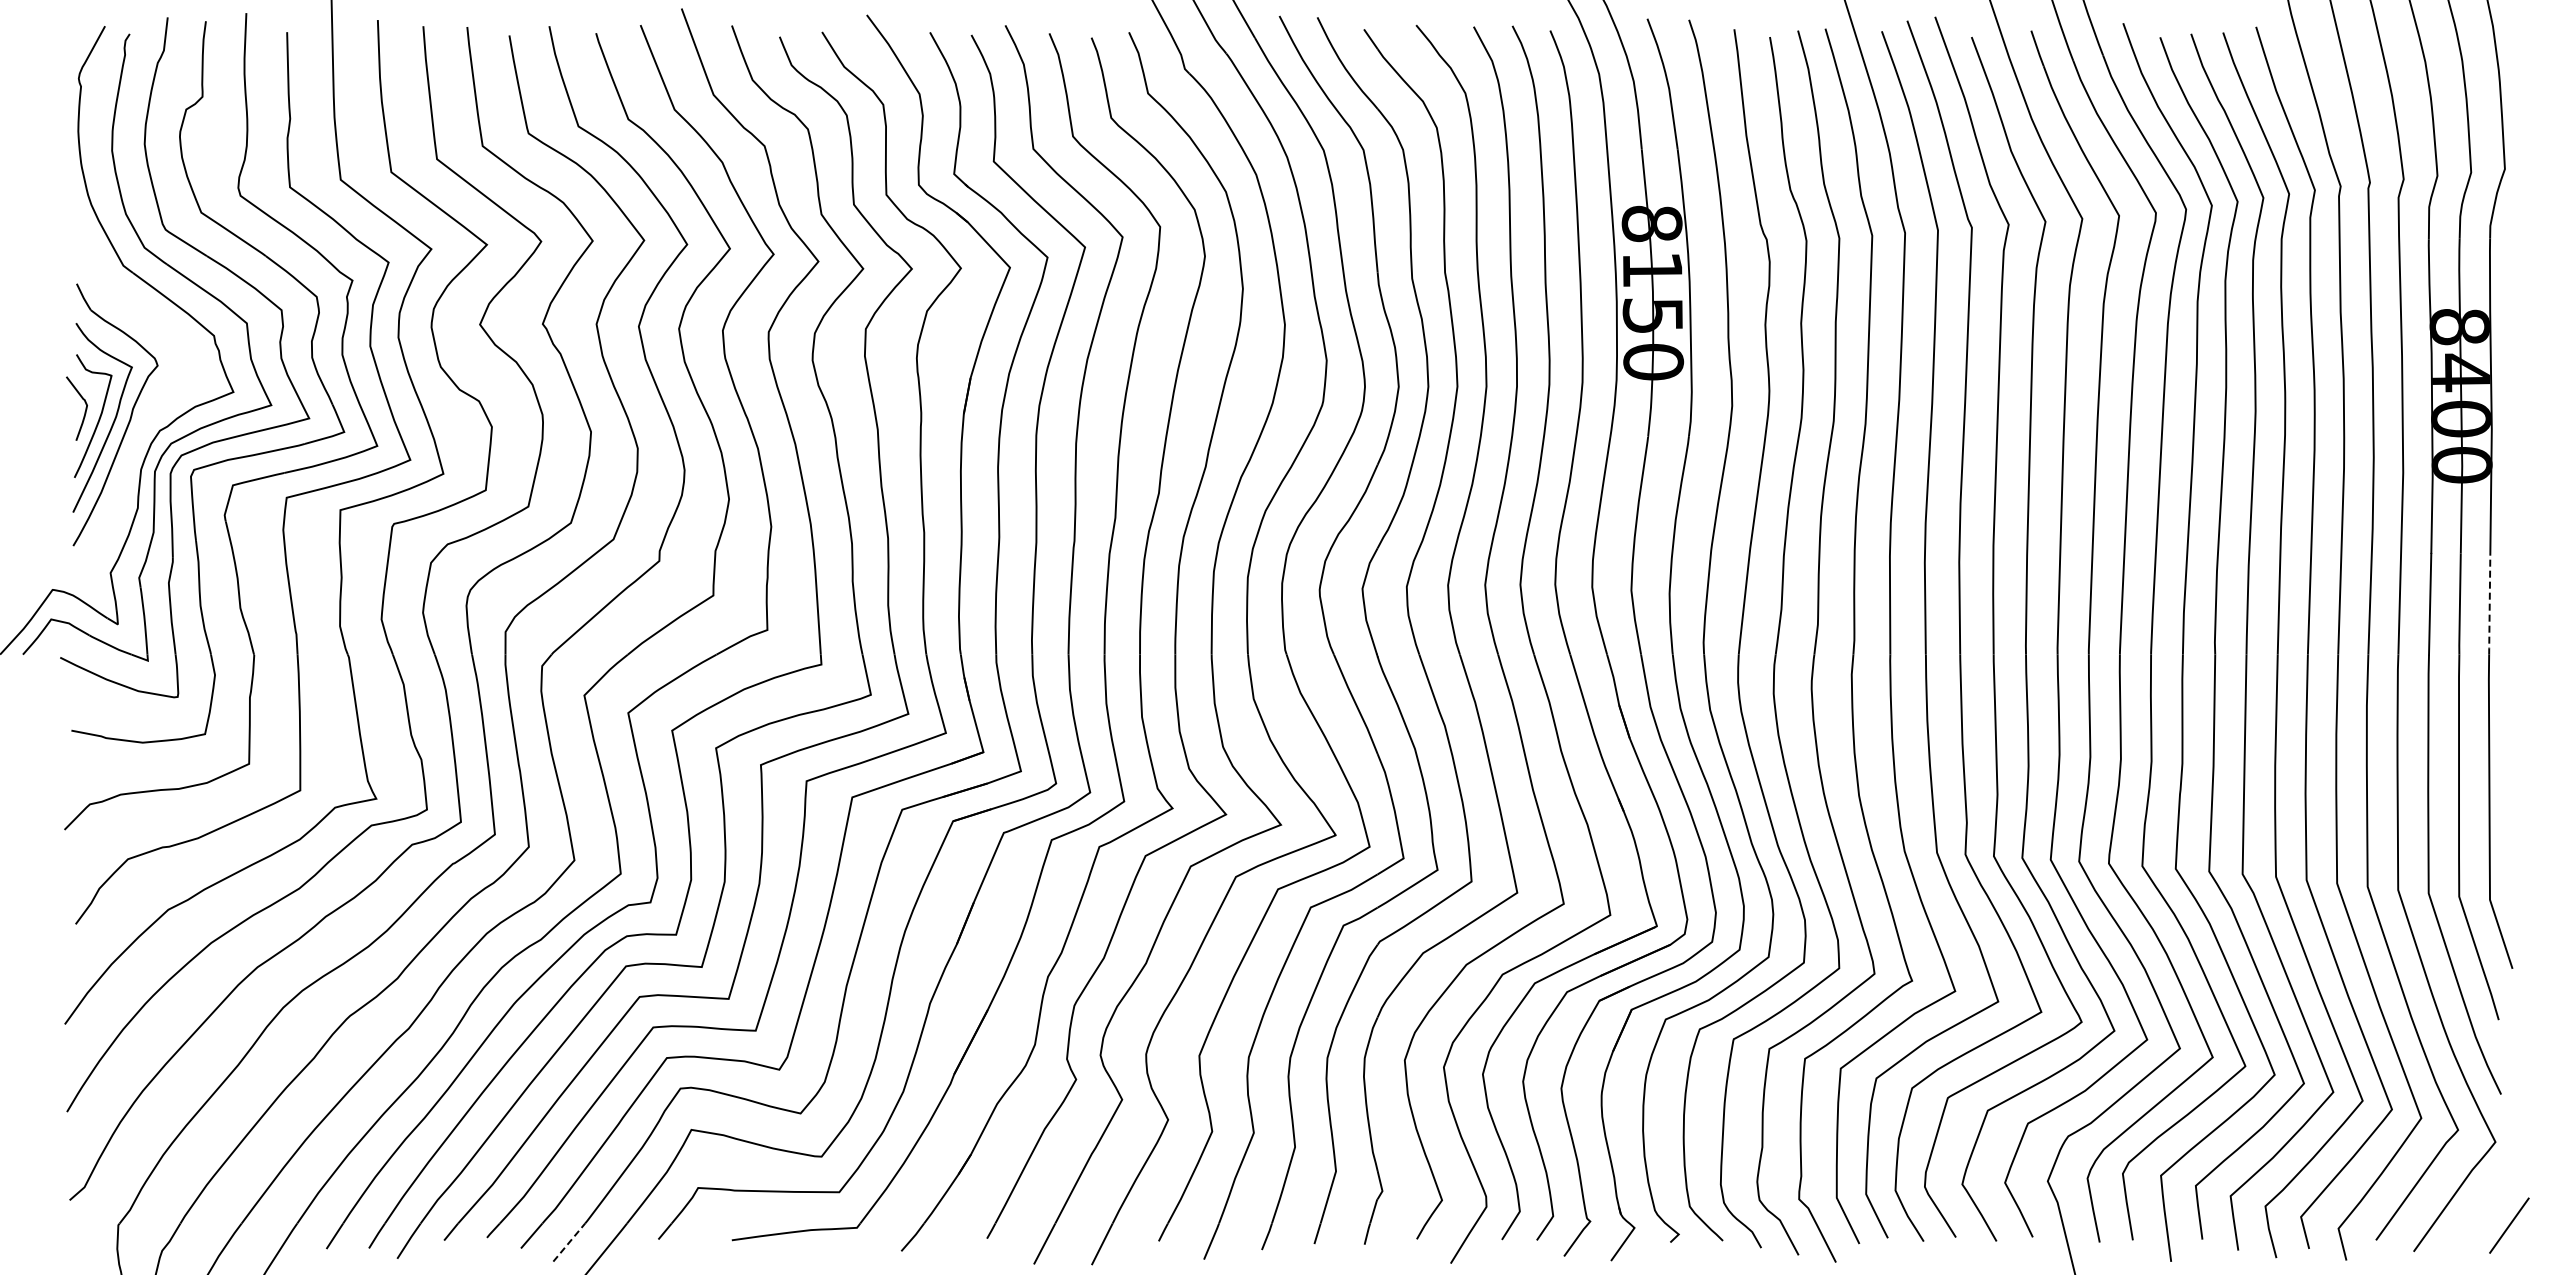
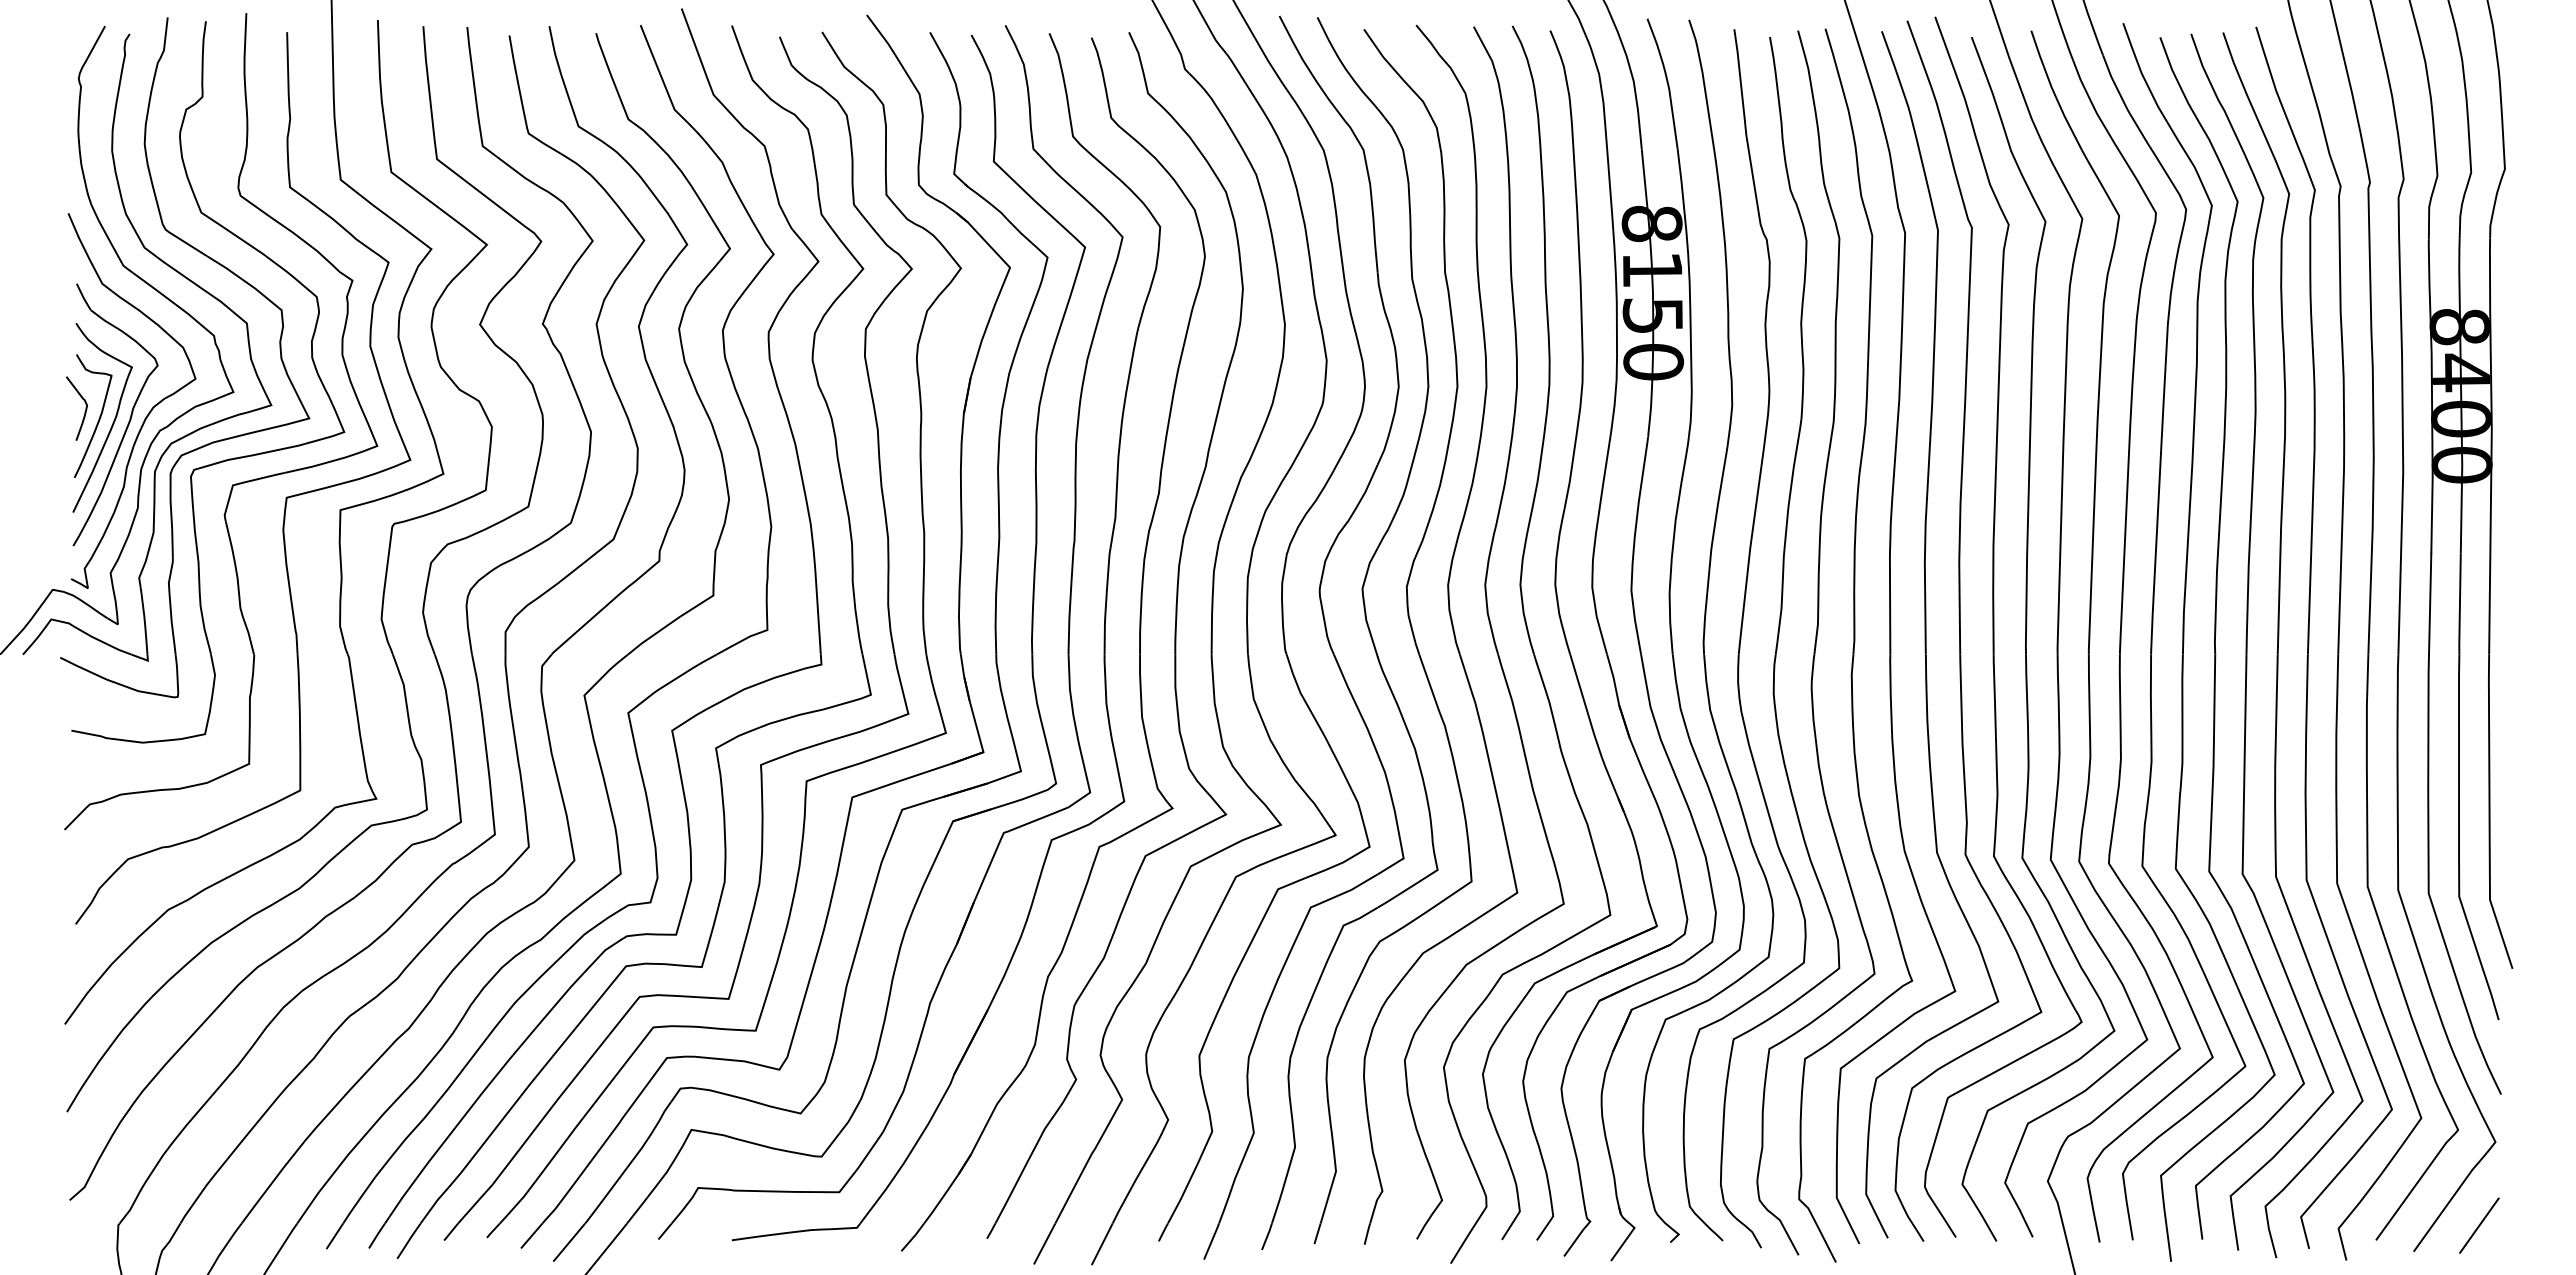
part: none -> present (148, 412)
line: dashed -> solid (2489, 604)
line position: (2509, 1225) -> (2479, 1225) (2479, 1225)
line: dashed -> solid (569, 1242)
